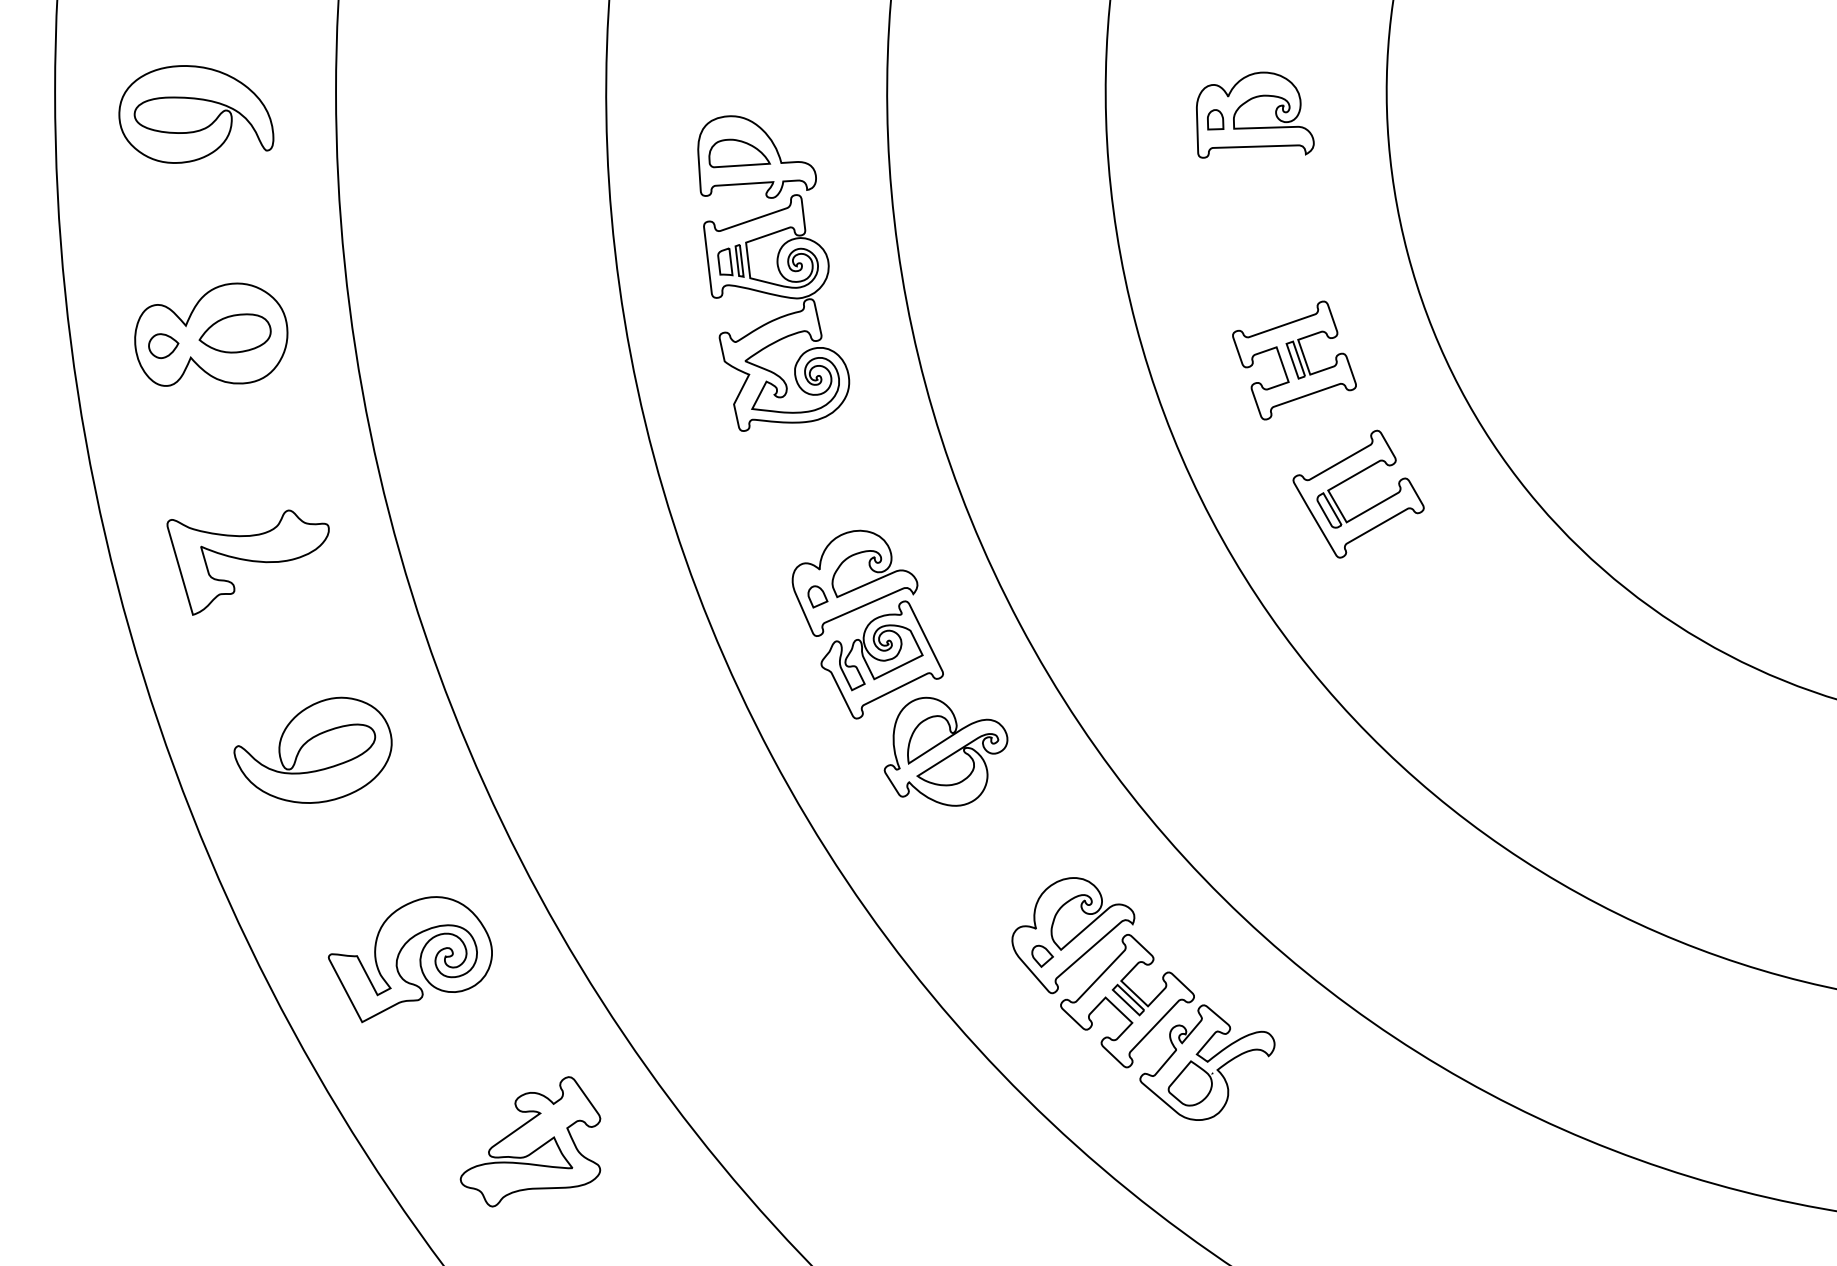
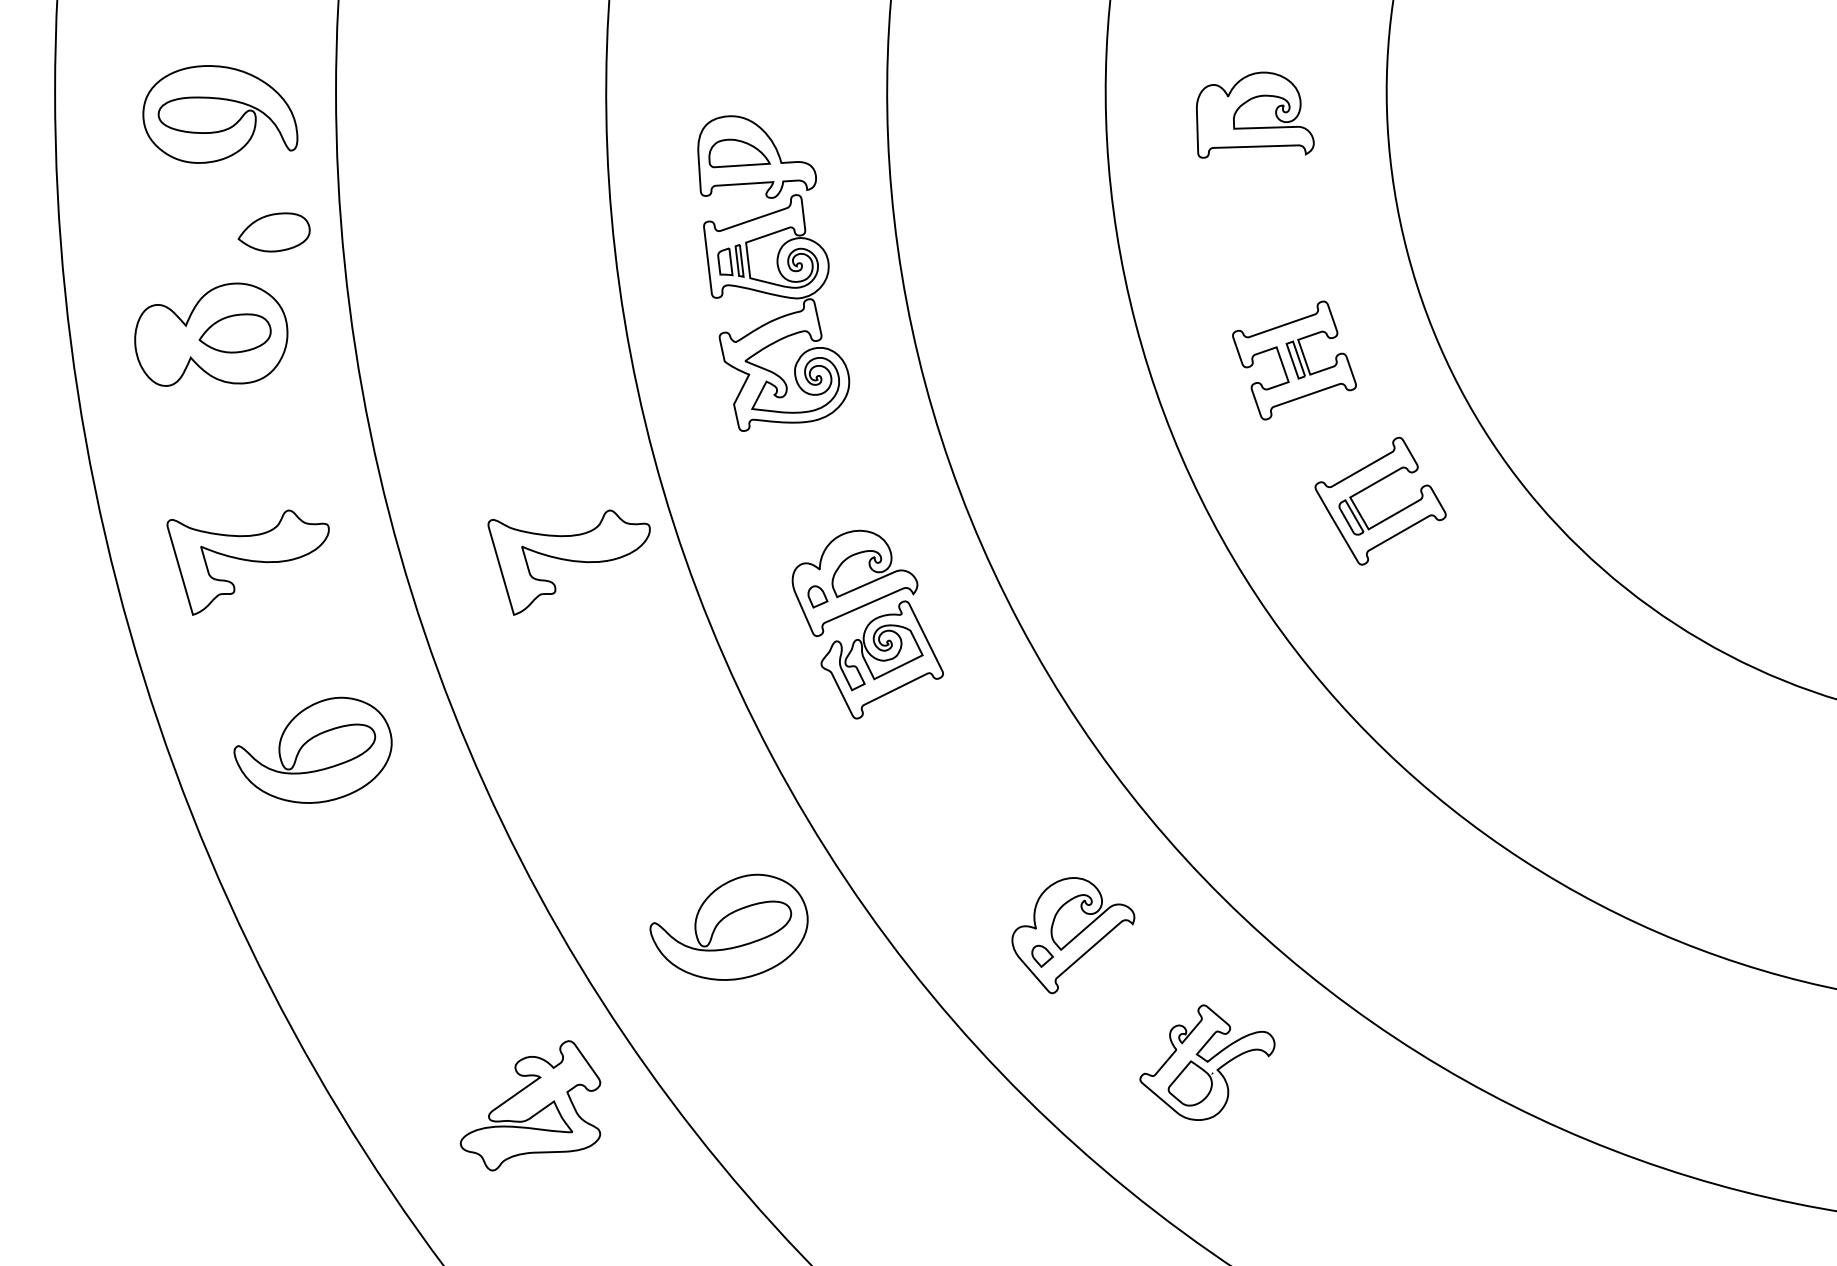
part position: (200, 100) -> (224, 100) (224, 100)
part: present -> none (1215, 119)
part: none -> present (273, 232)
part: present -> none (163, 345)
part position: (1351, 478) -> (1373, 485) (1373, 485)
part: none -> present (568, 562)
part: present -> none (945, 751)
part: none -> present (722, 920)
part: present -> none (419, 959)
part: present -> none (1127, 1001)
part position: (530, 1141) -> (530, 1105) (530, 1105)
